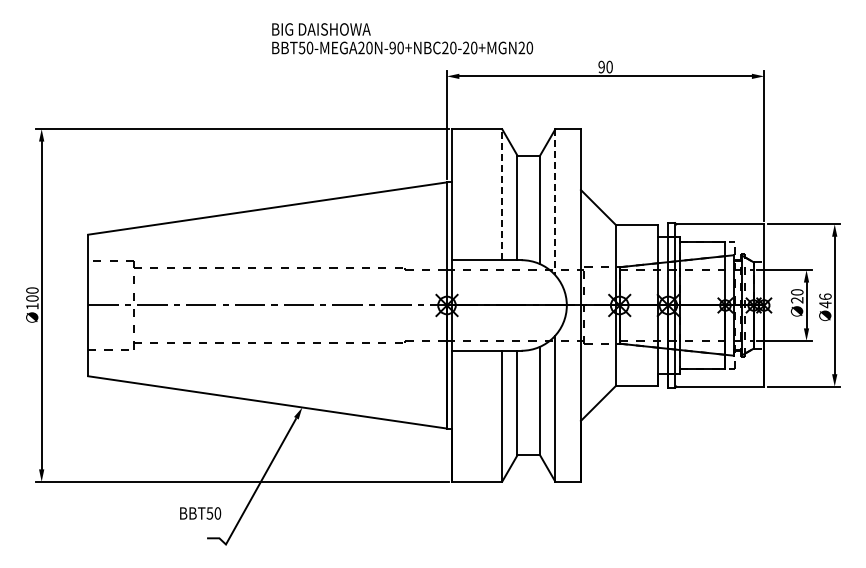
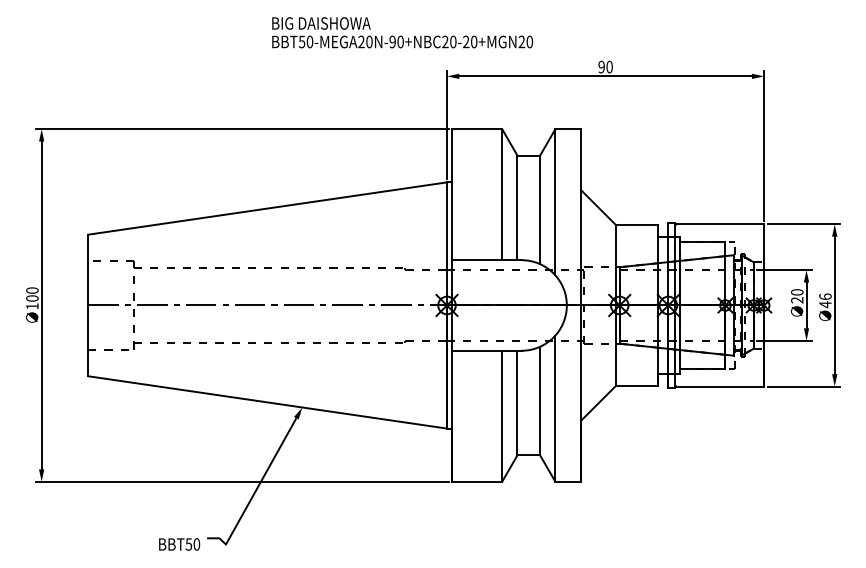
text position: (402, 38) -> (402, 32) (402, 32)
line: dashed -> solid (502, 194)
line: dashed -> solid (555, 202)
text position: (200, 513) -> (179, 544) (179, 544)
